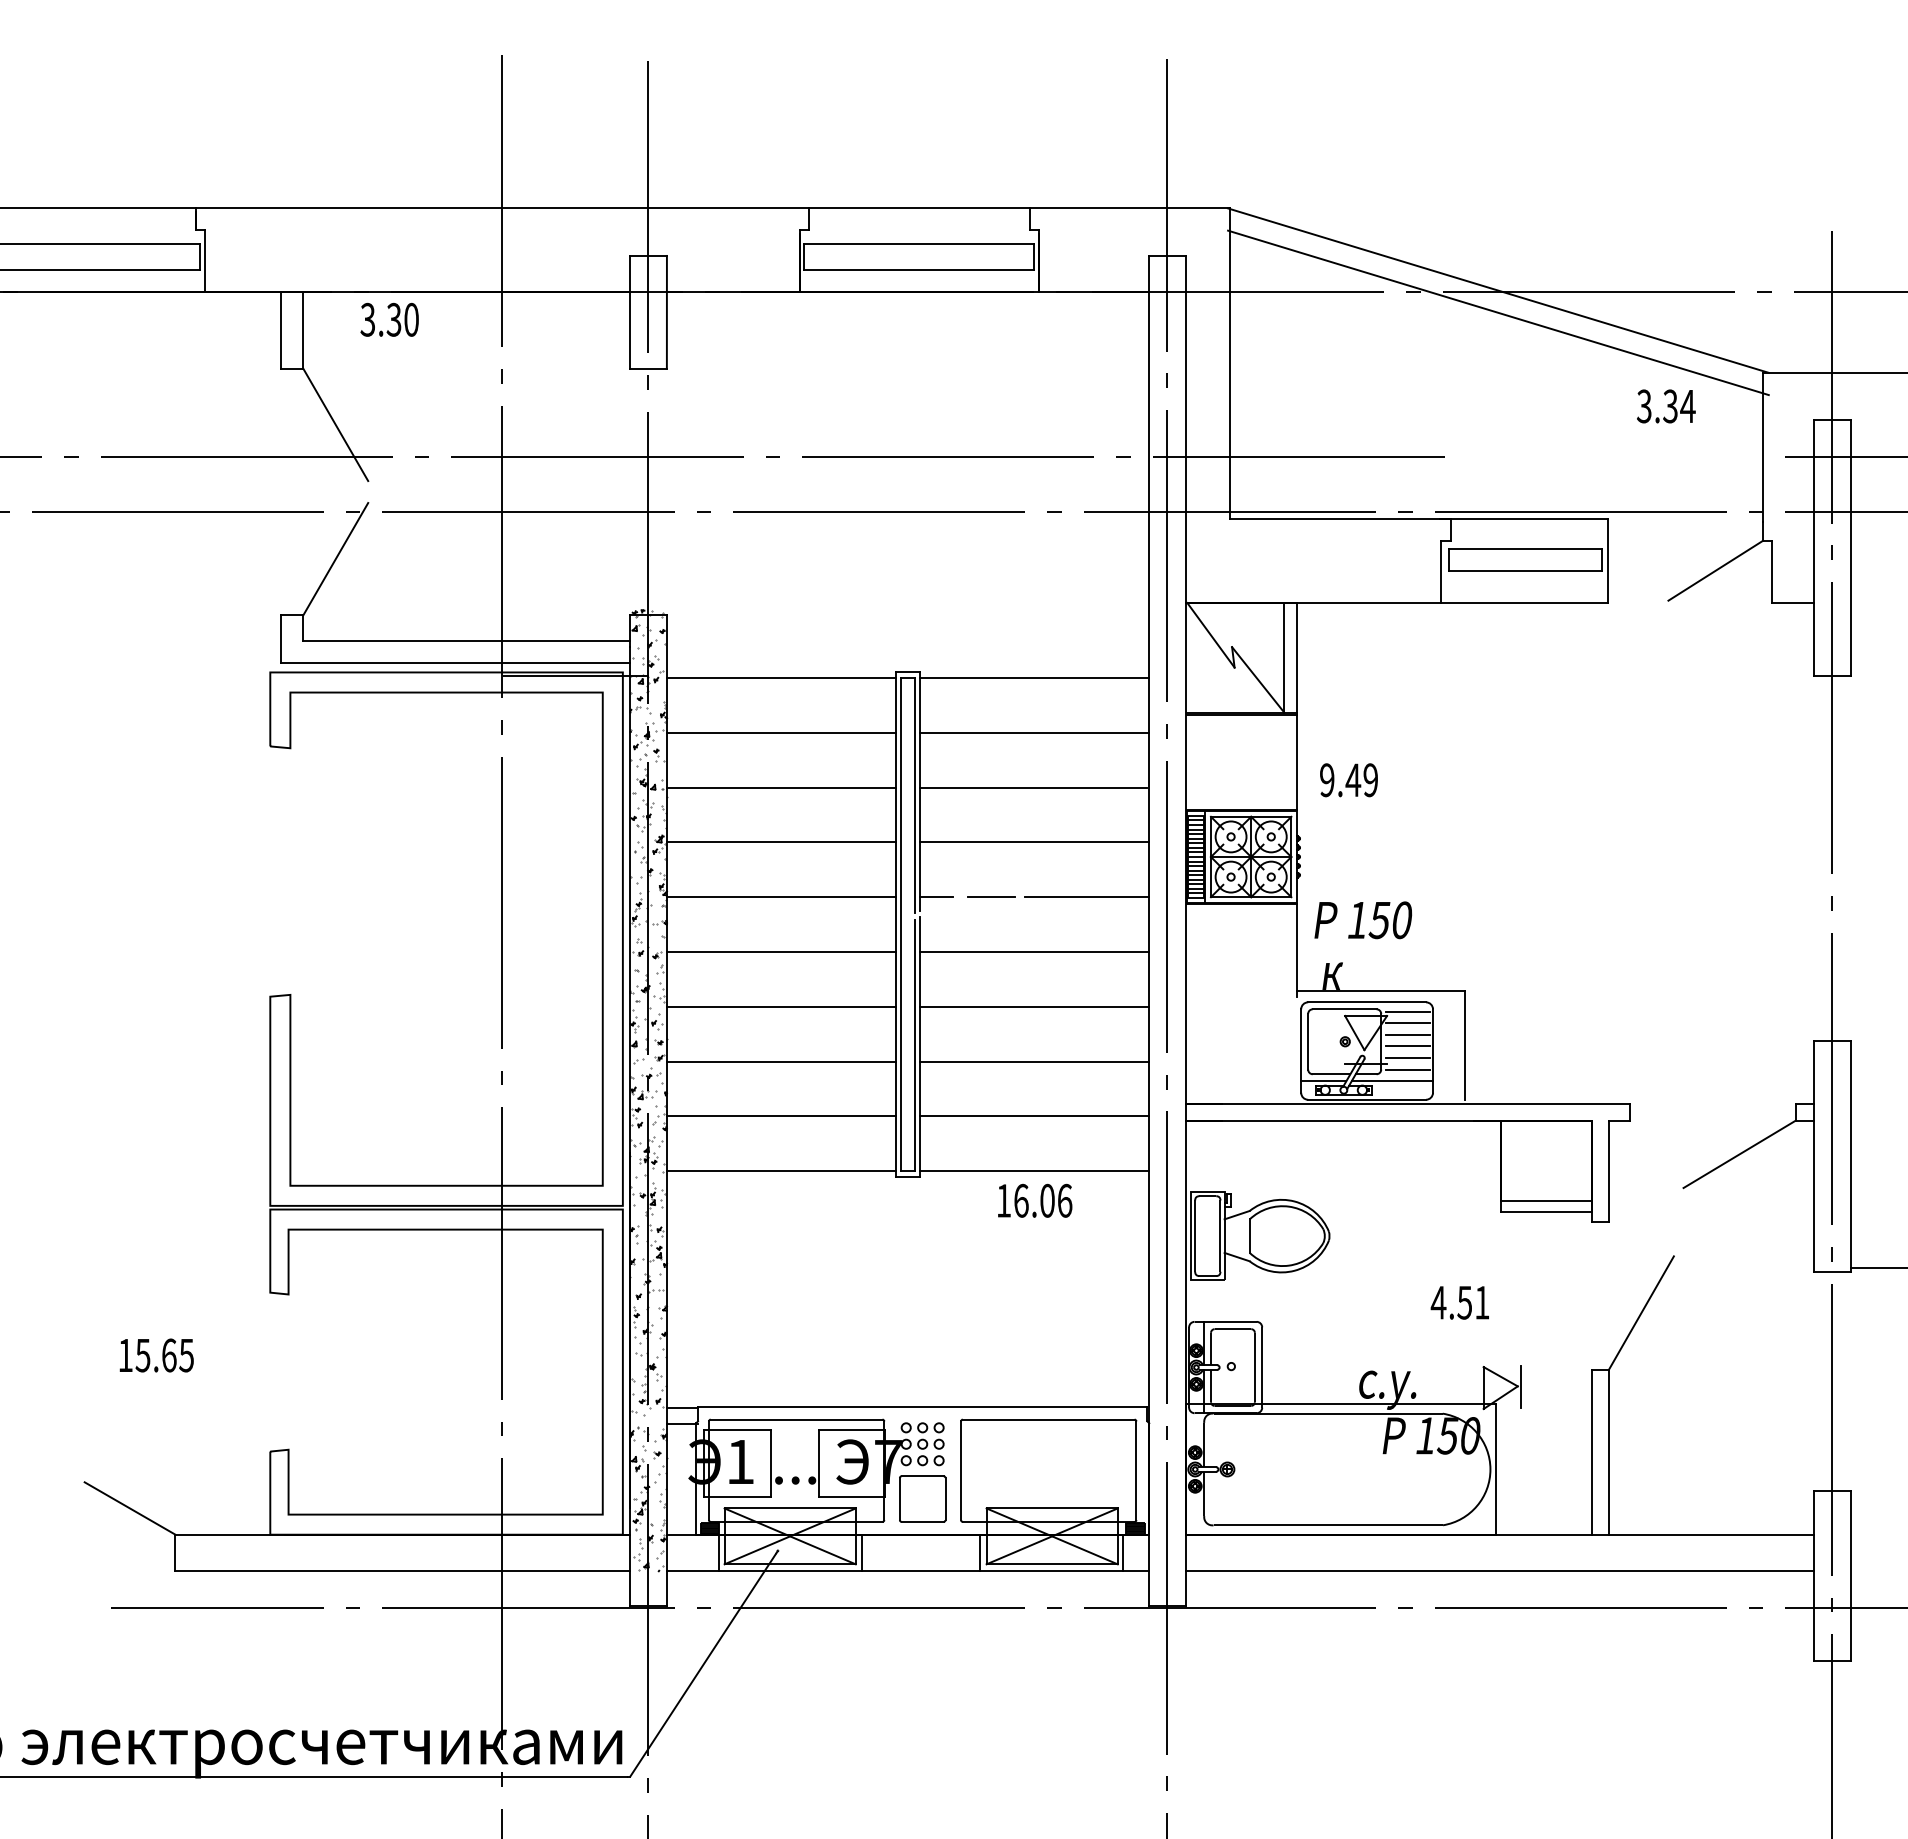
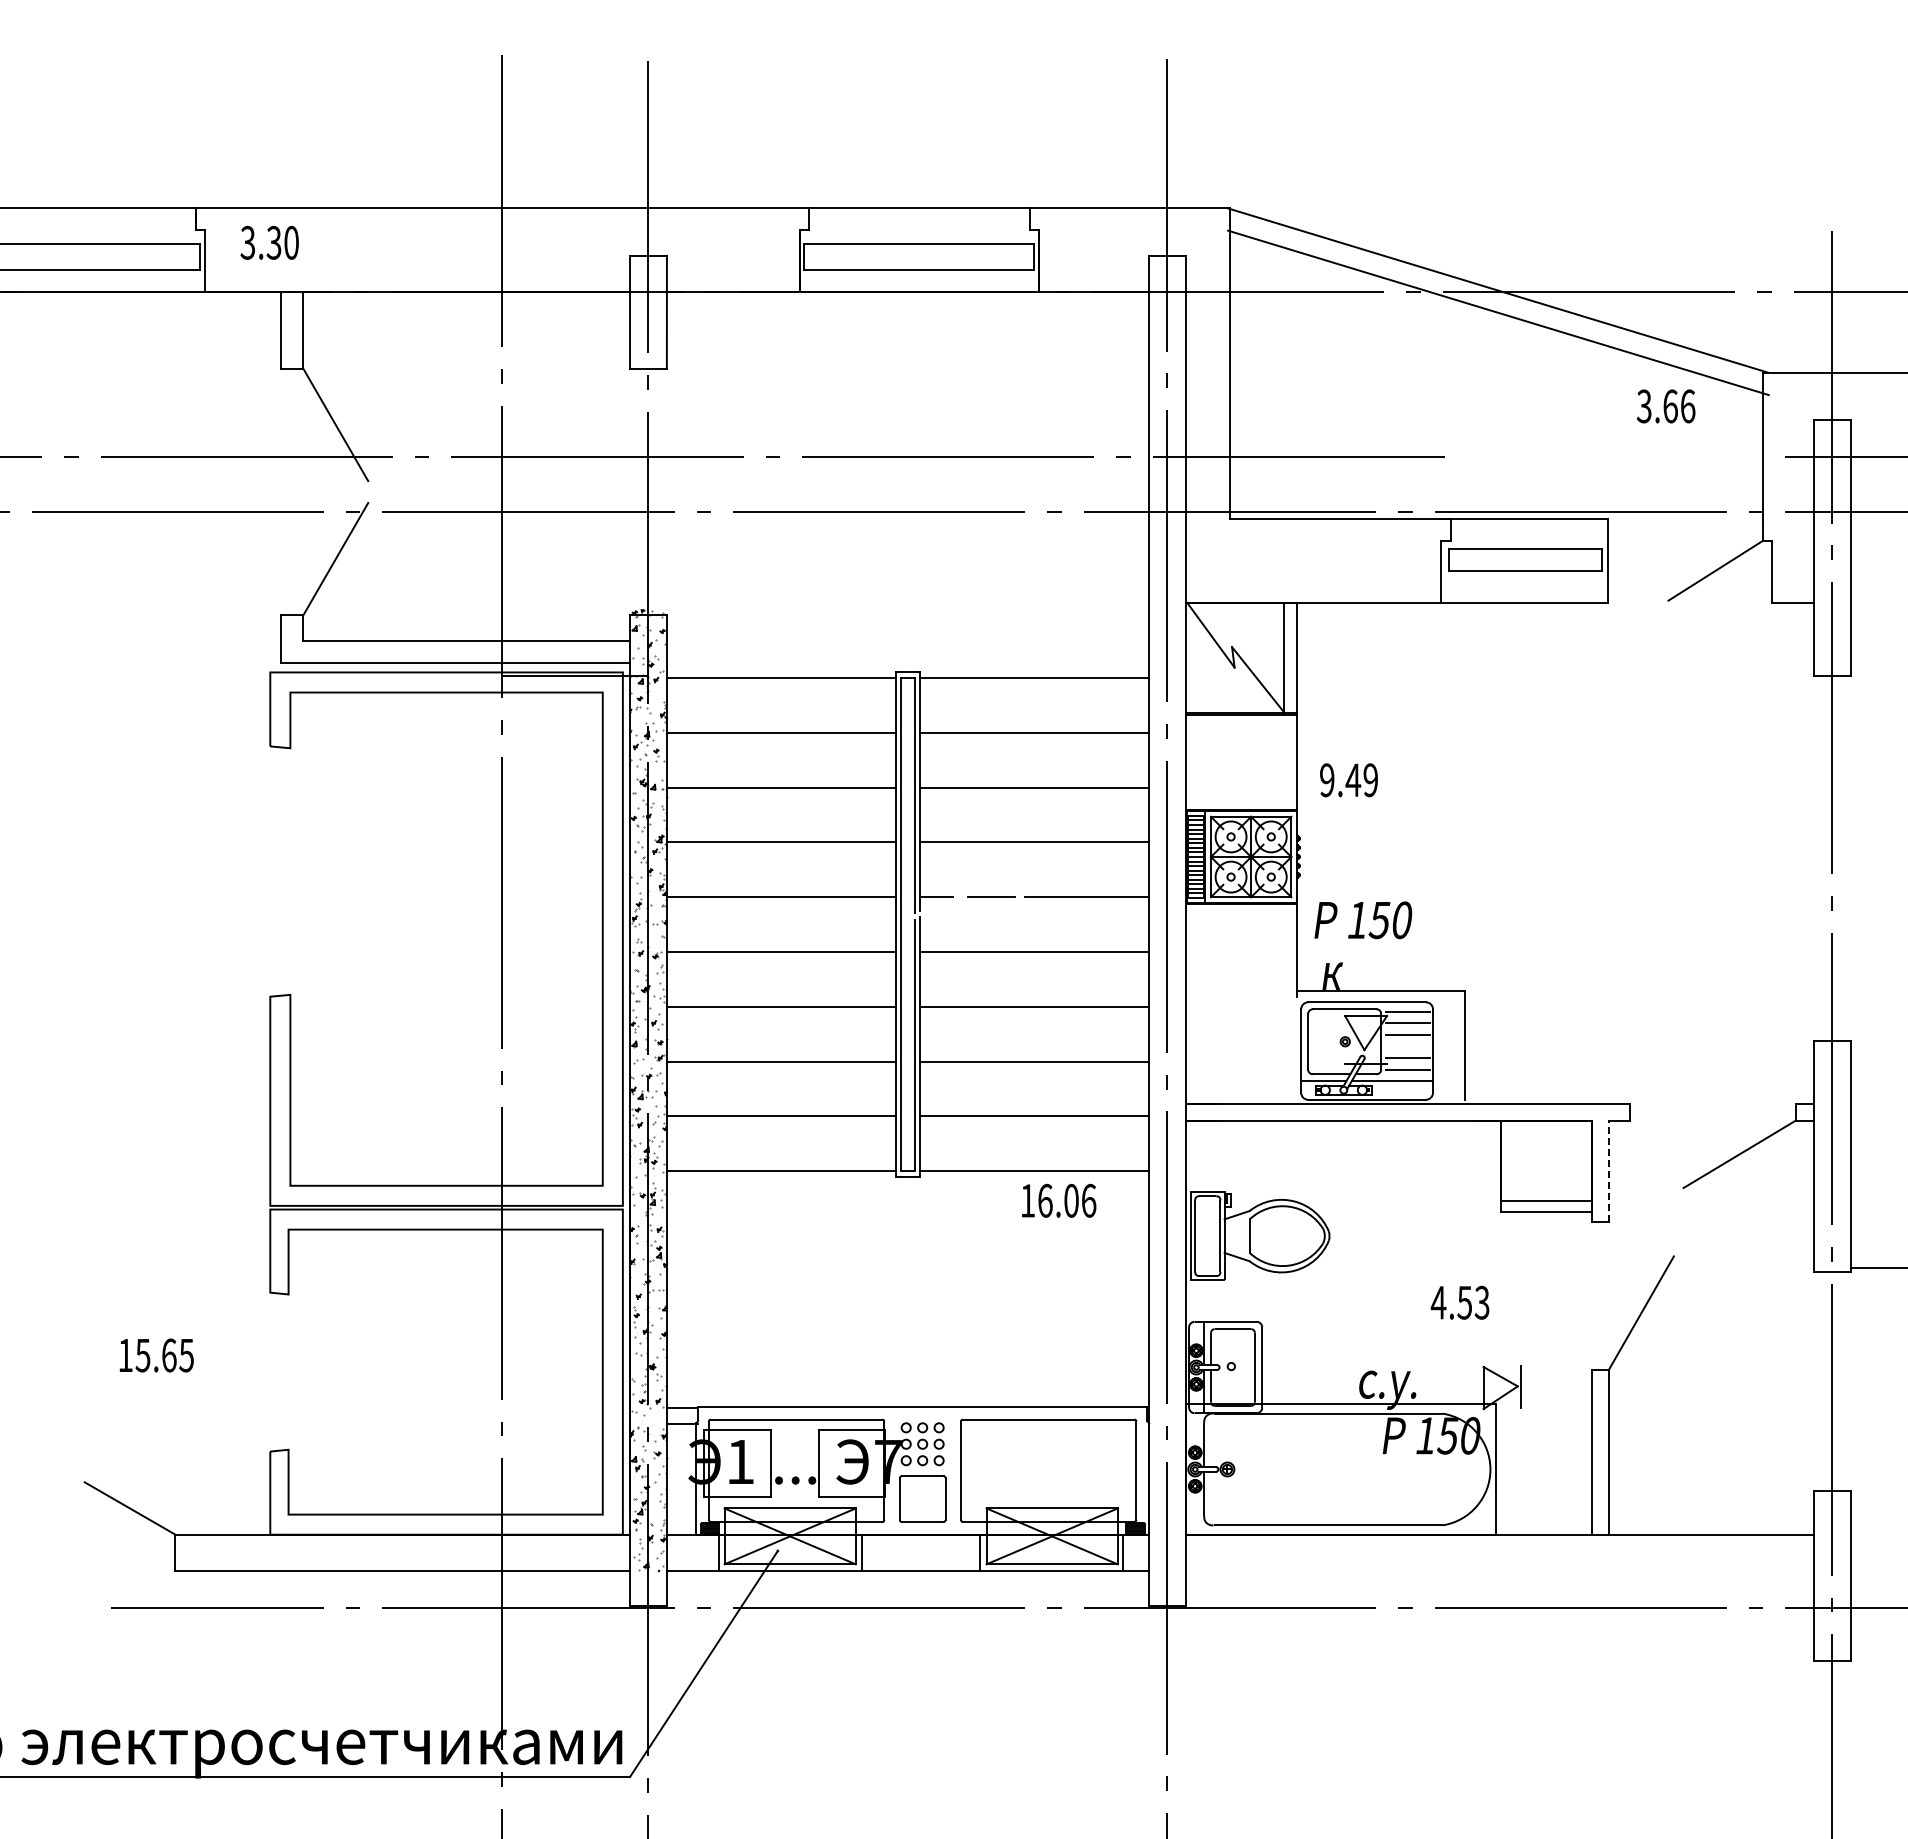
text position: (389, 319) -> (269, 242) (269, 242)
text: 3.34 -> 3.66 (1679, 406)
line: present -> none (1407, 1046)
line: solid -> dashed (1608, 1171)
text position: (1035, 1200) -> (1059, 1200) (1059, 1200)
text: 4.51 -> 4.53 (1481, 1302)
line: present -> none (1499, 1571)
